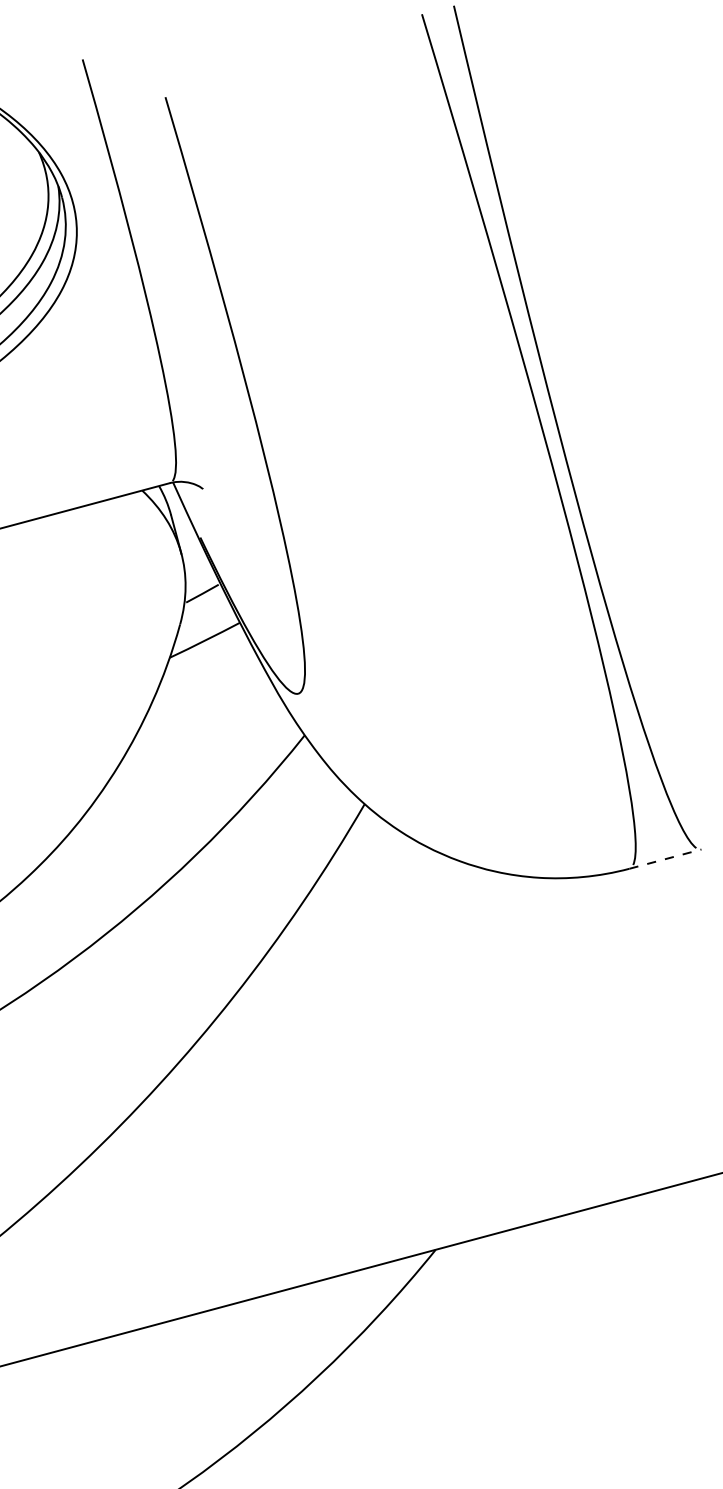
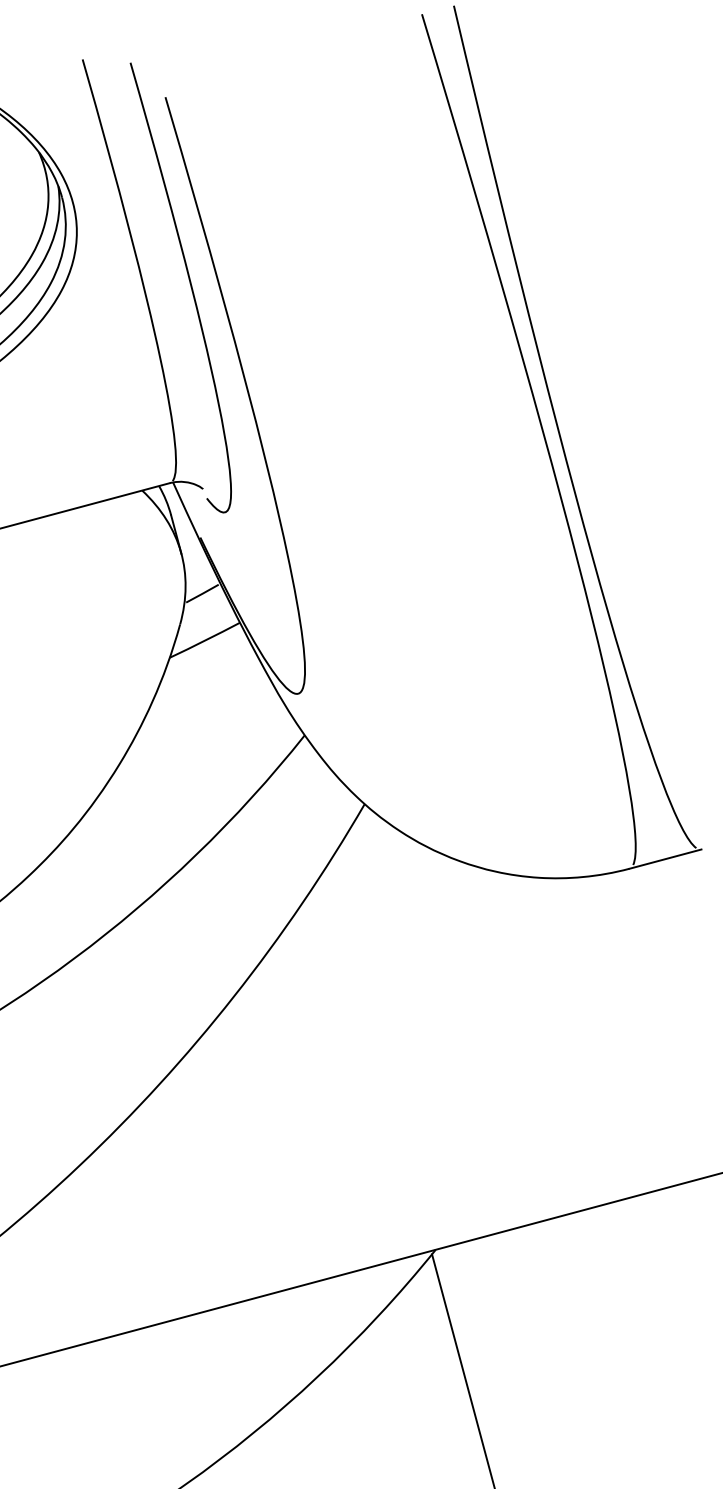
curve: none -> present (189, 283)
line: dashed -> solid (665, 859)
line: none -> present (462, 1369)
